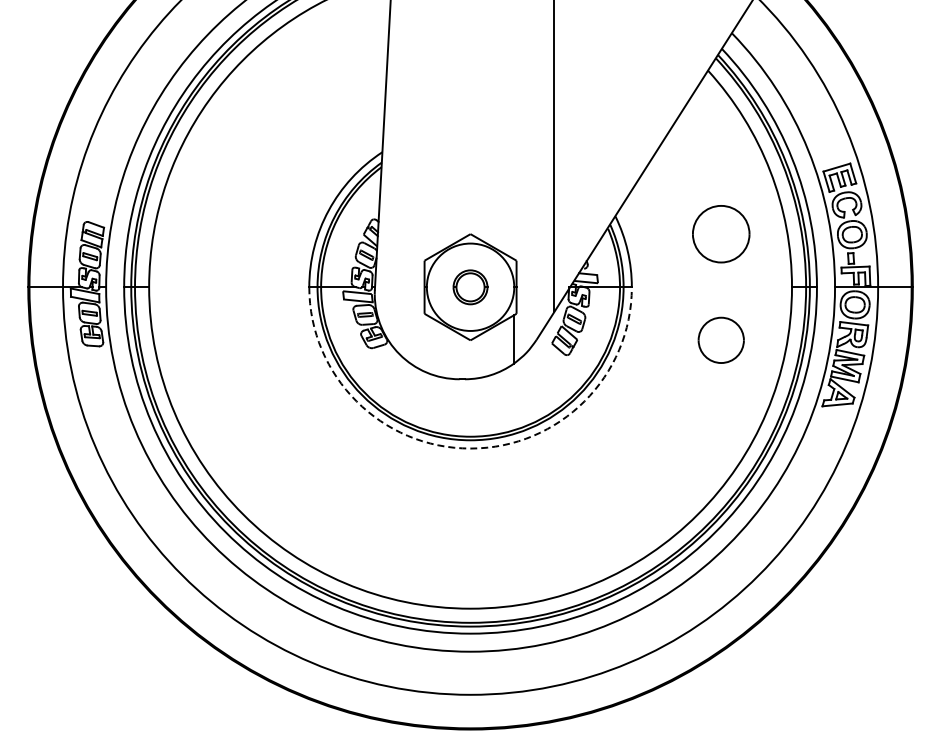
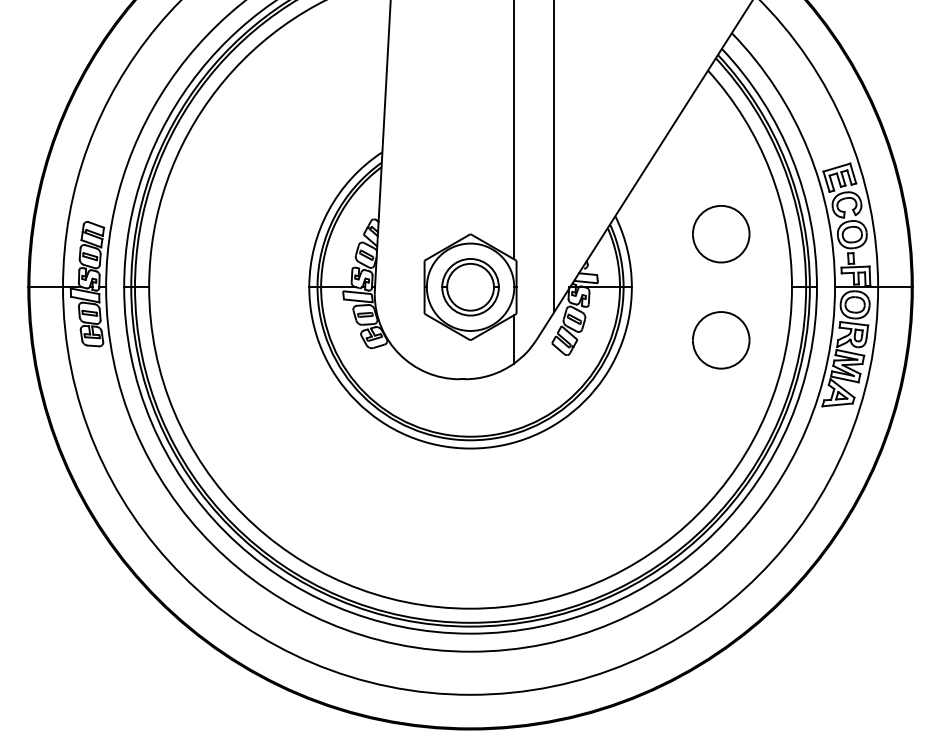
line: none -> present (514, 130)
part size: 37x37 px -> 59x59 px (470, 287)
part size: 48x48 px -> 59x59 px (721, 340)
arc: dashed -> solid (470, 448)
